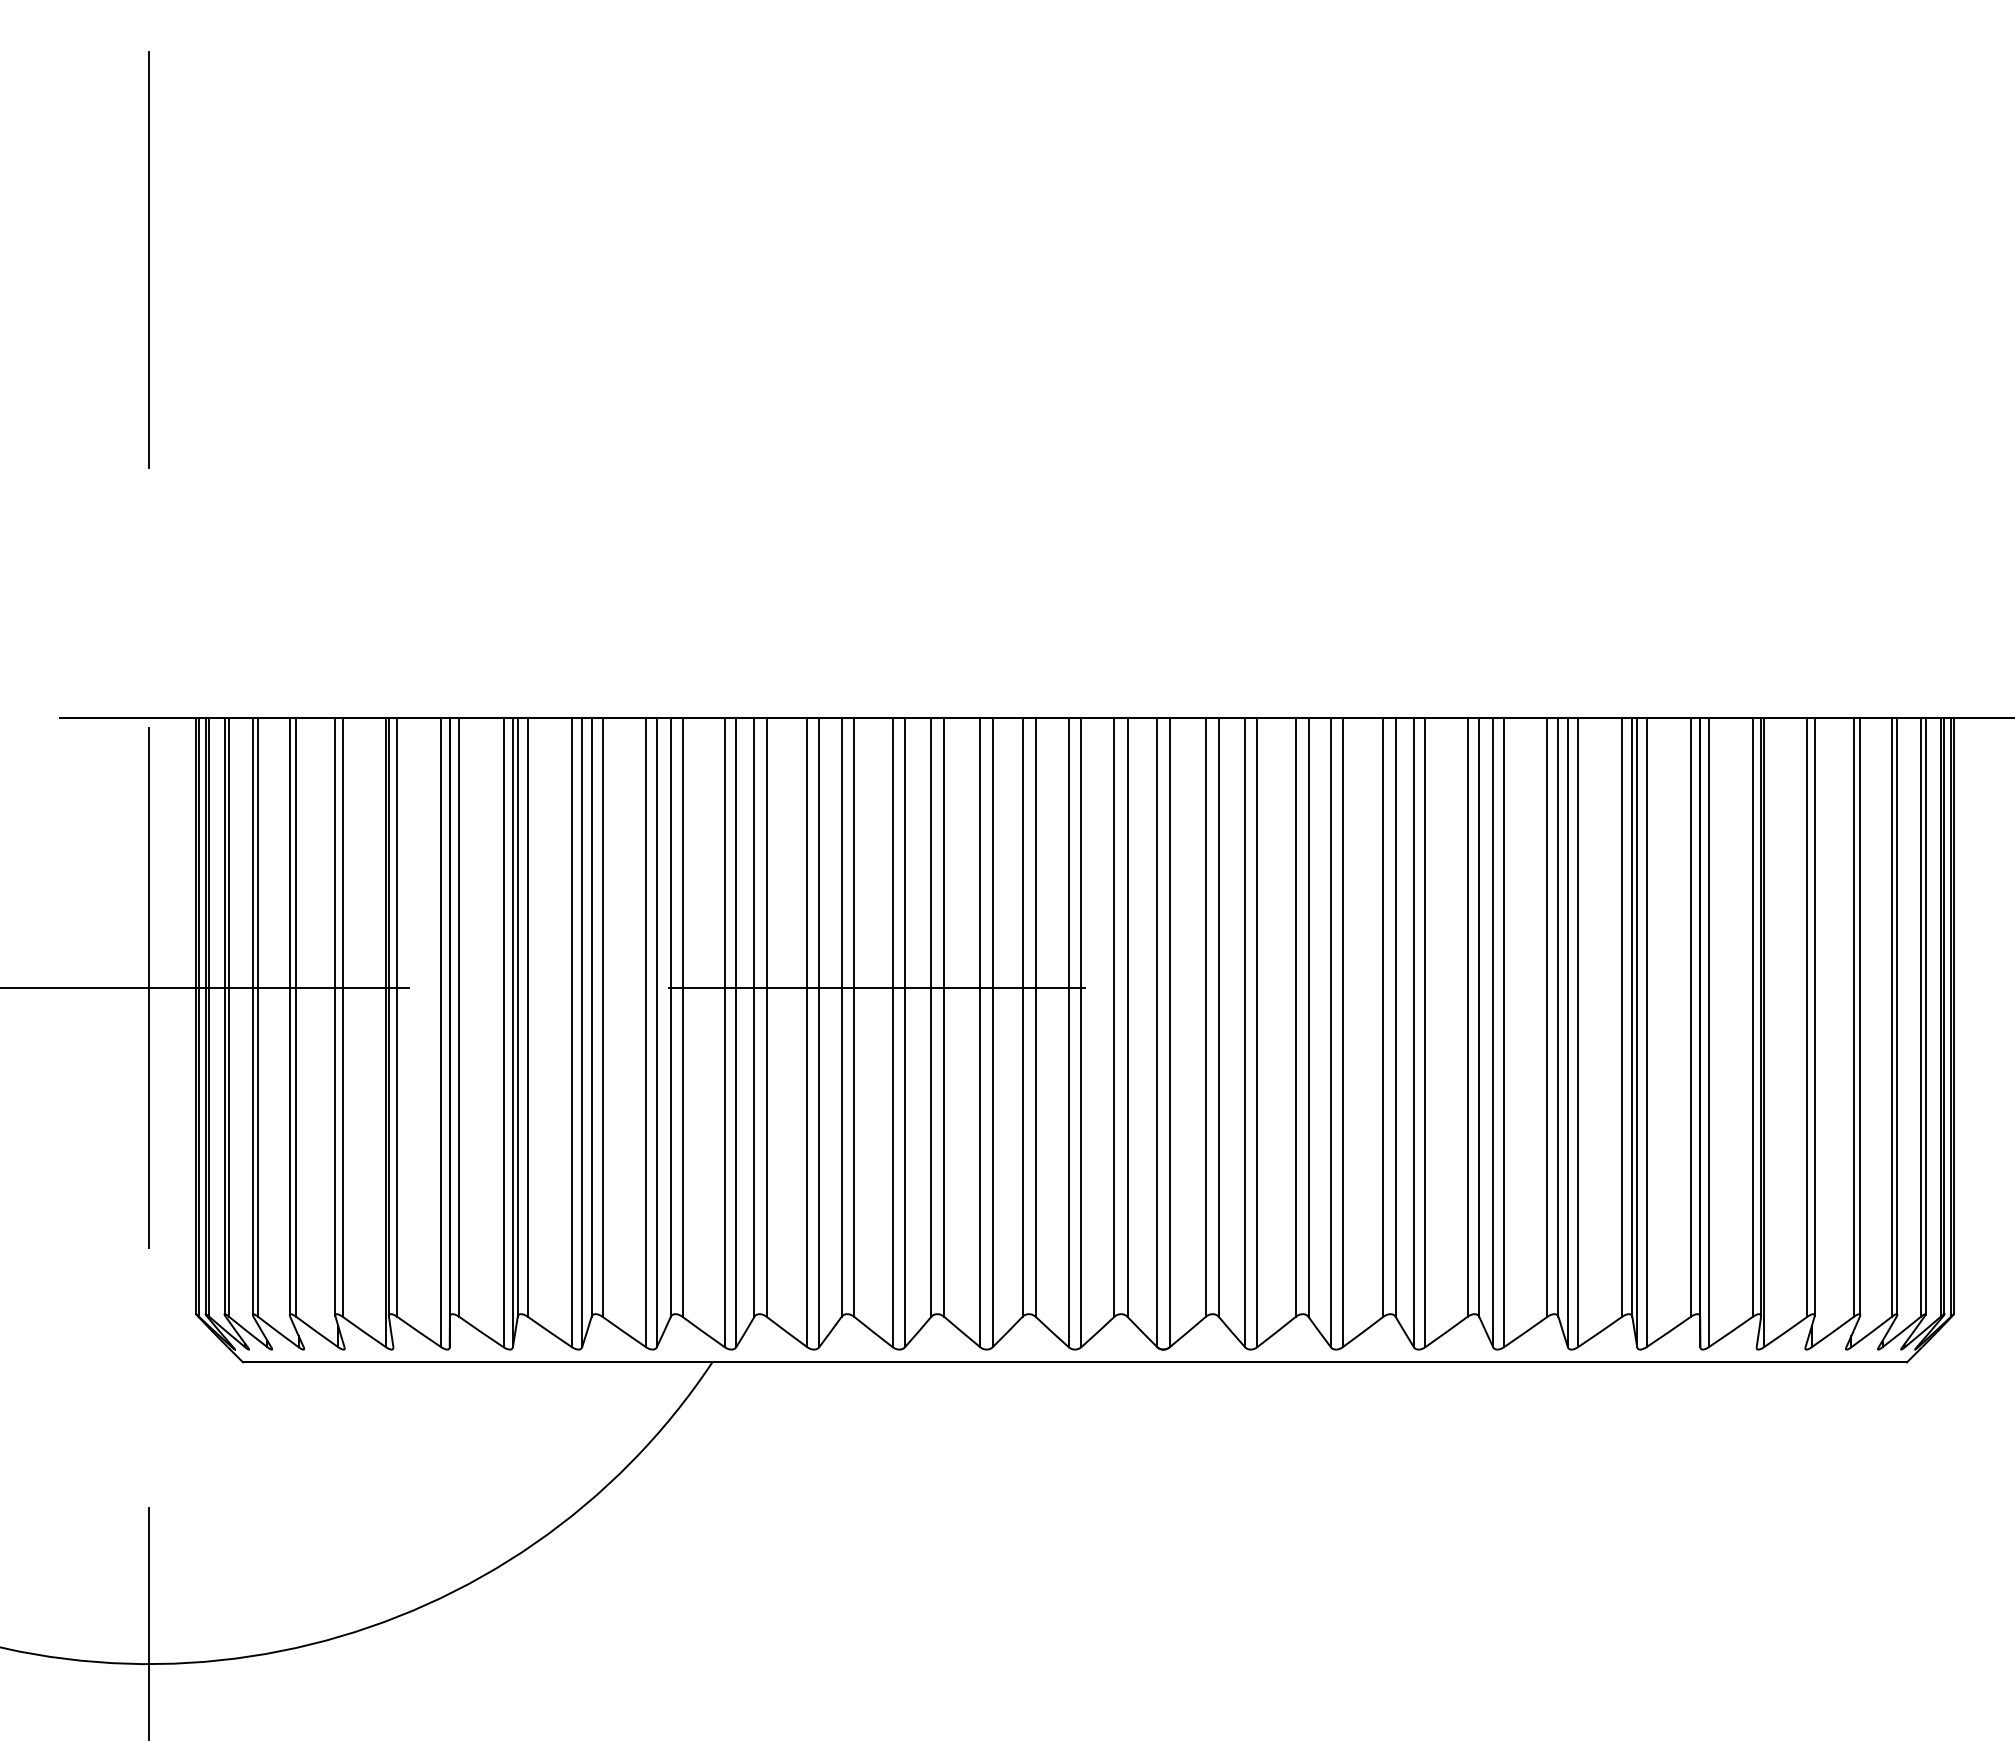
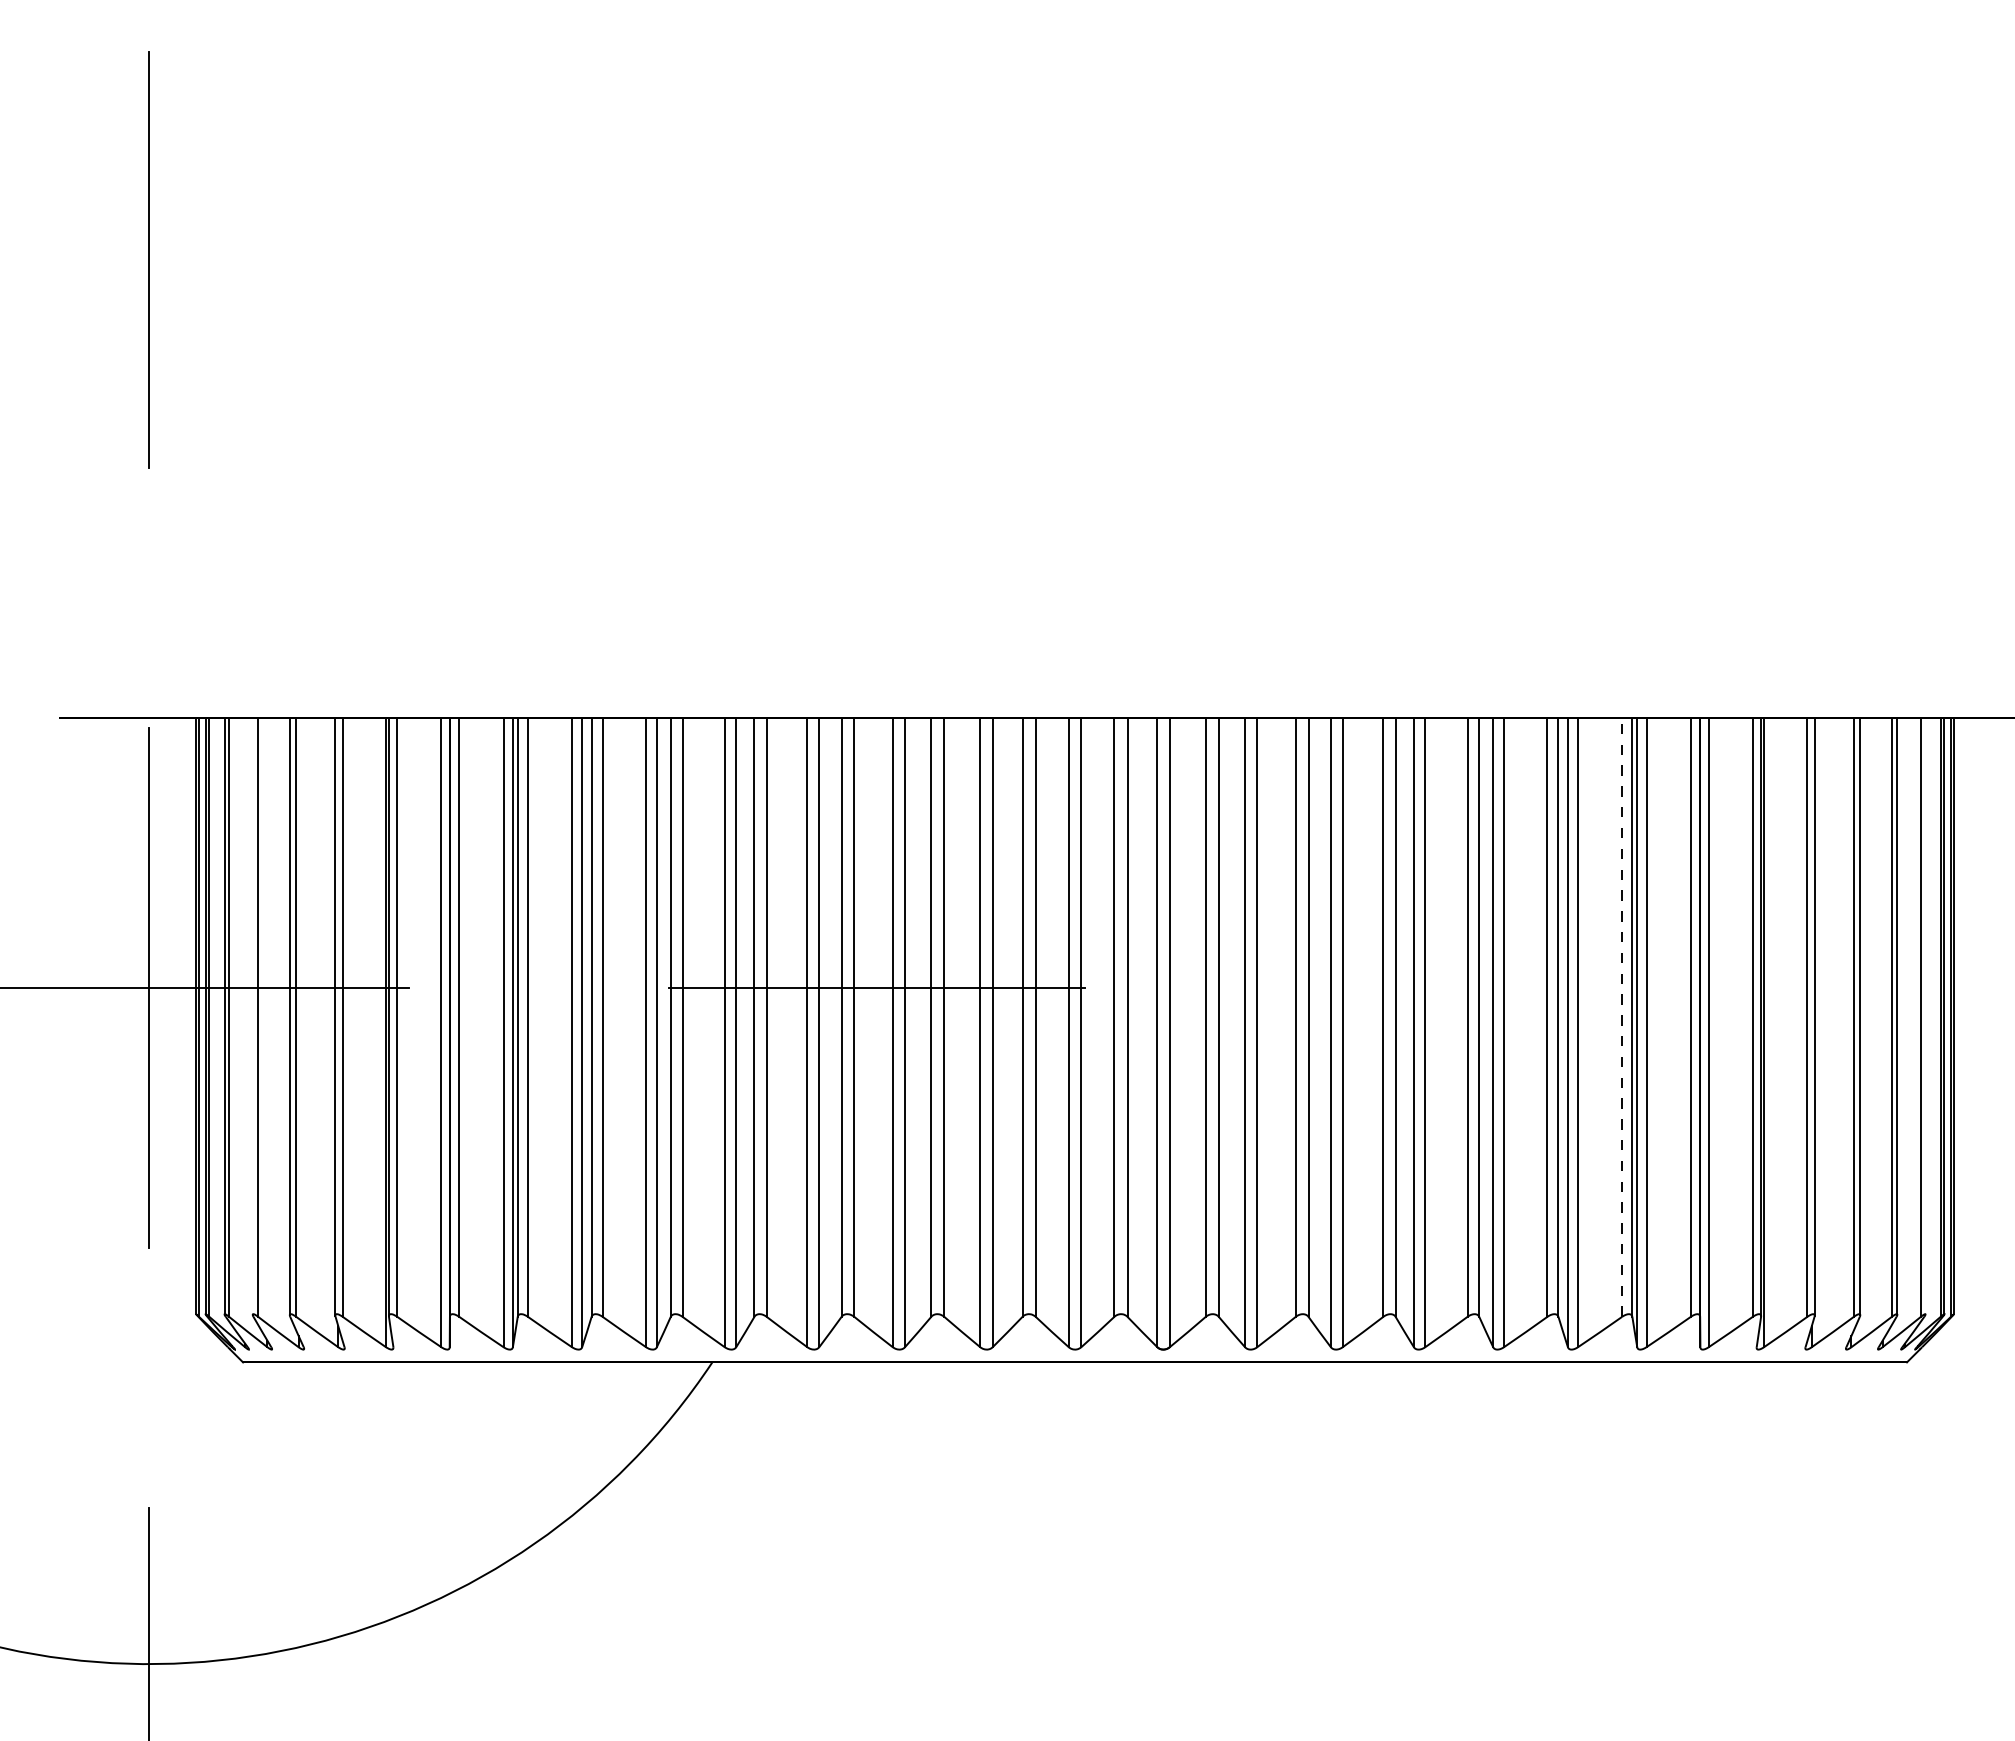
line: present -> none (252, 1015)
line: present -> none (1925, 1015)
line: solid -> dashed (1622, 1017)
